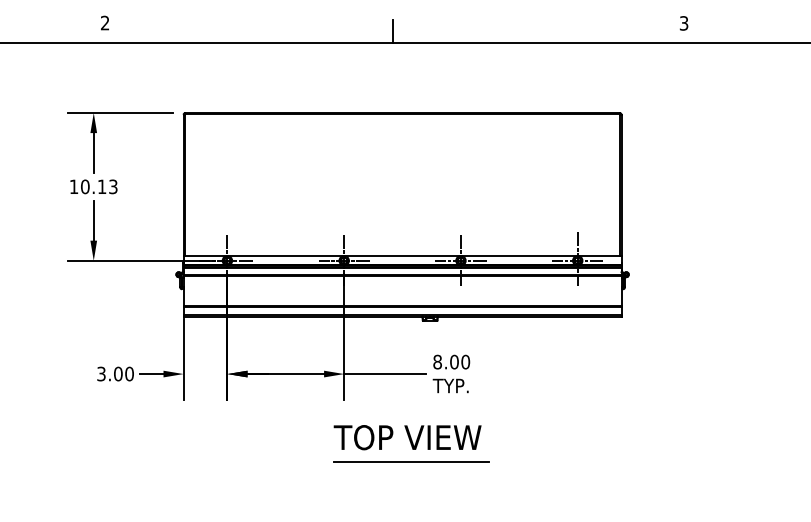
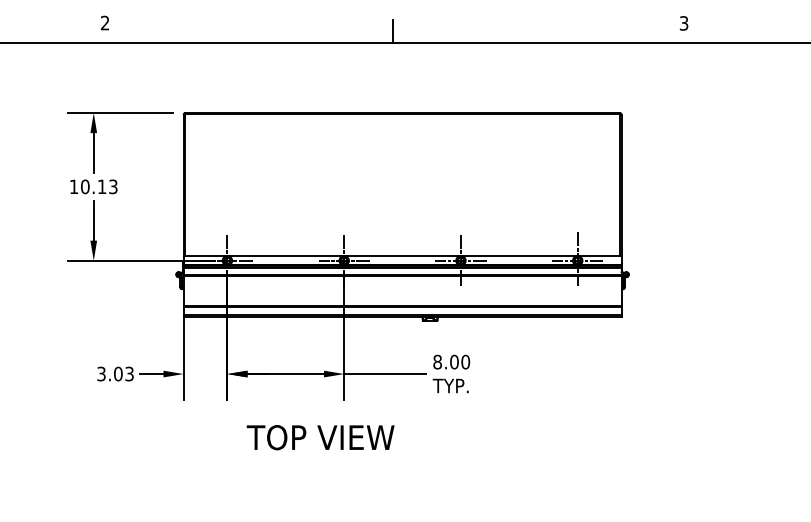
text: 3.00 -> 3.03 (129, 373)
text position: (407, 437) -> (320, 437) (320, 437)
line: present -> none (410, 461)
